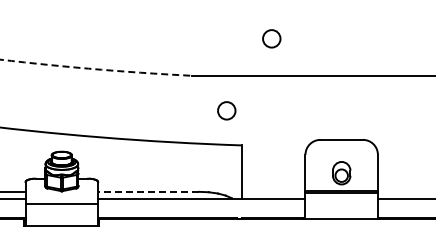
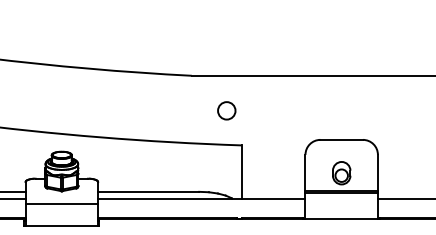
circle: present -> none (271, 38)
arc: dashed -> solid (95, 69)
line: dashed -> solid (148, 191)
